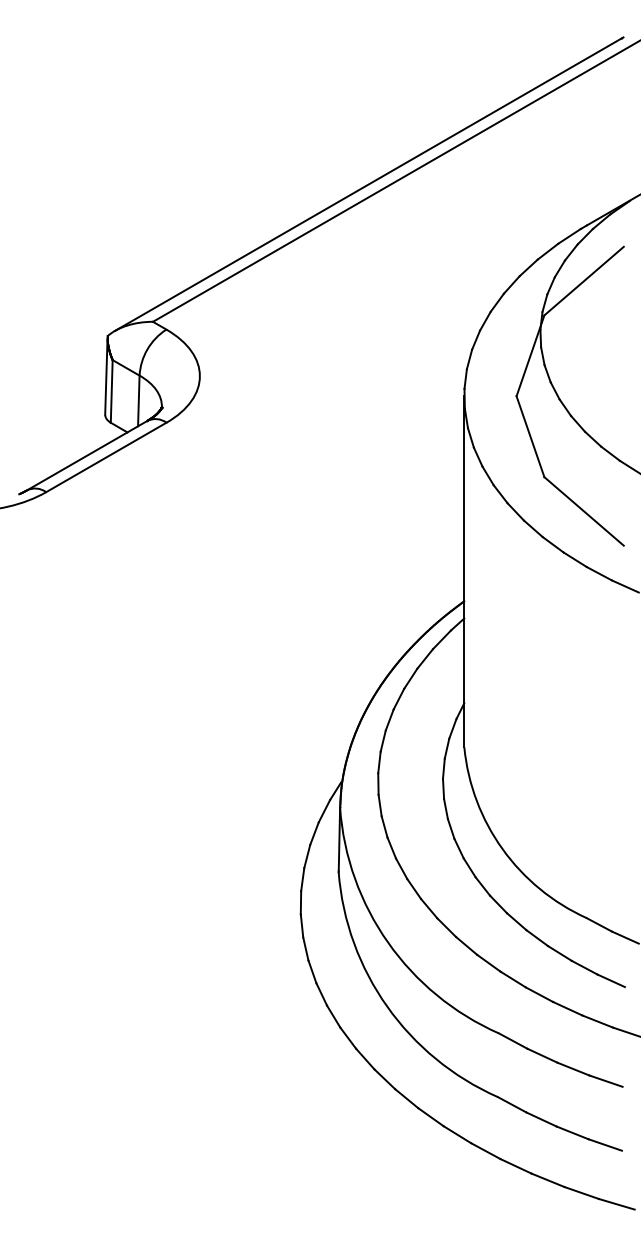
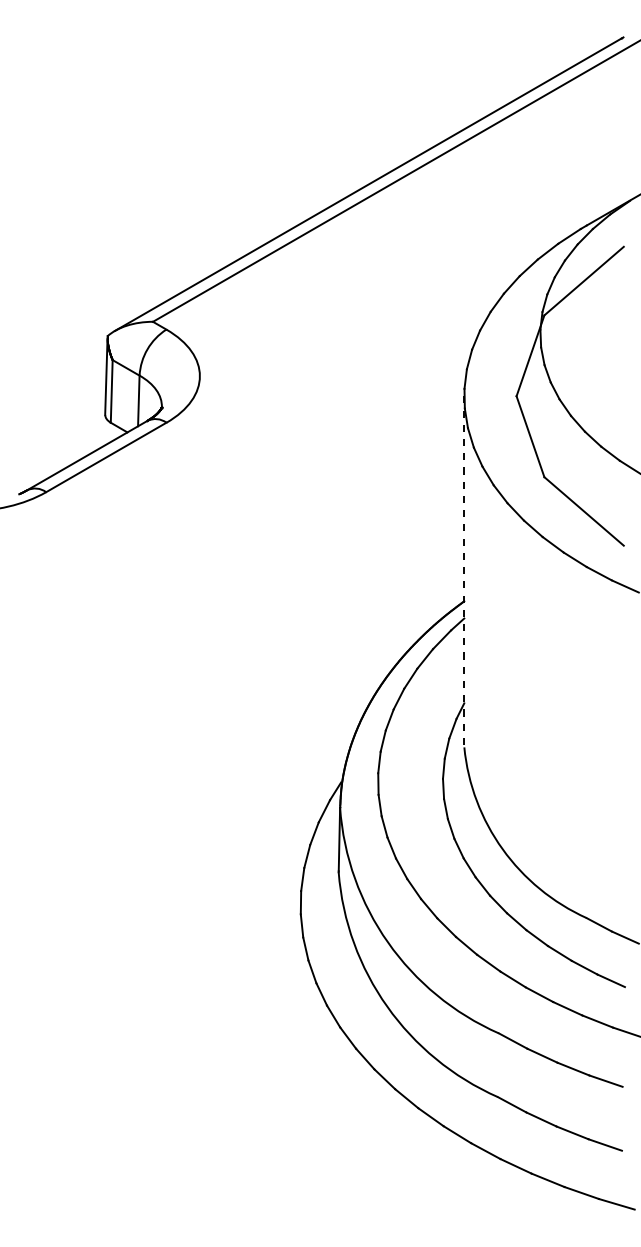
line: solid -> dashed (464, 571)
